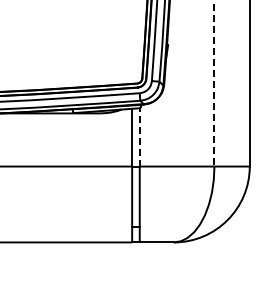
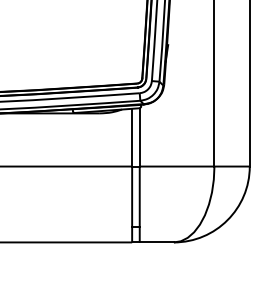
line: dashed -> solid (214, 83)
line: dashed -> solid (139, 136)
